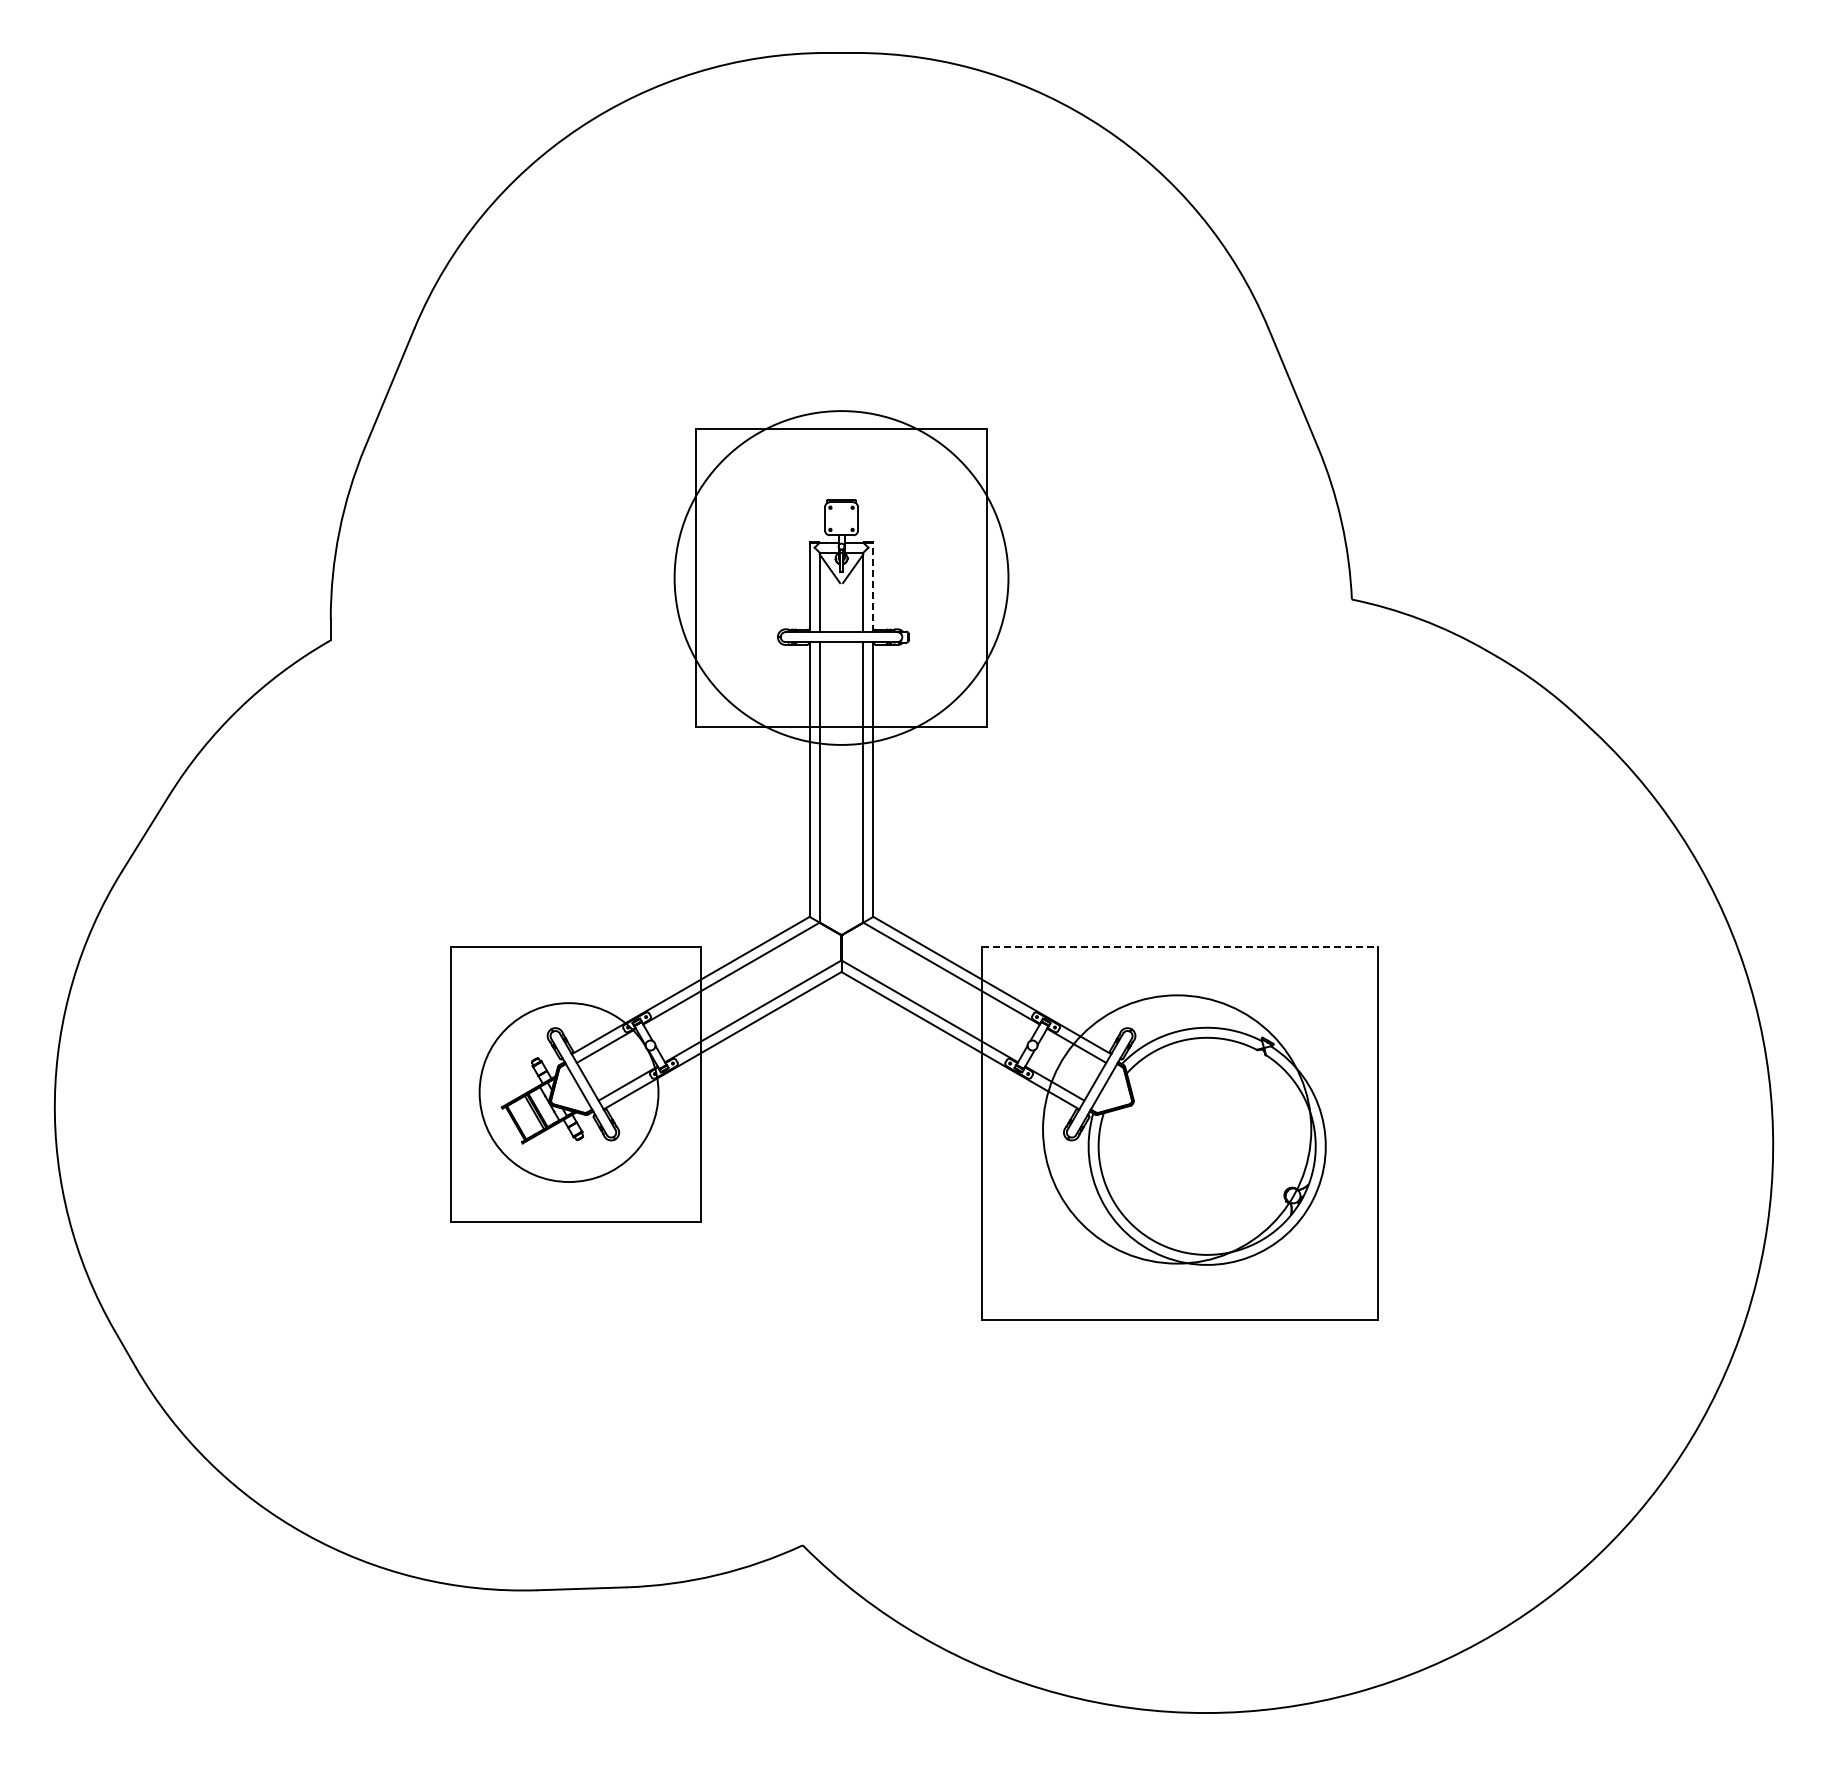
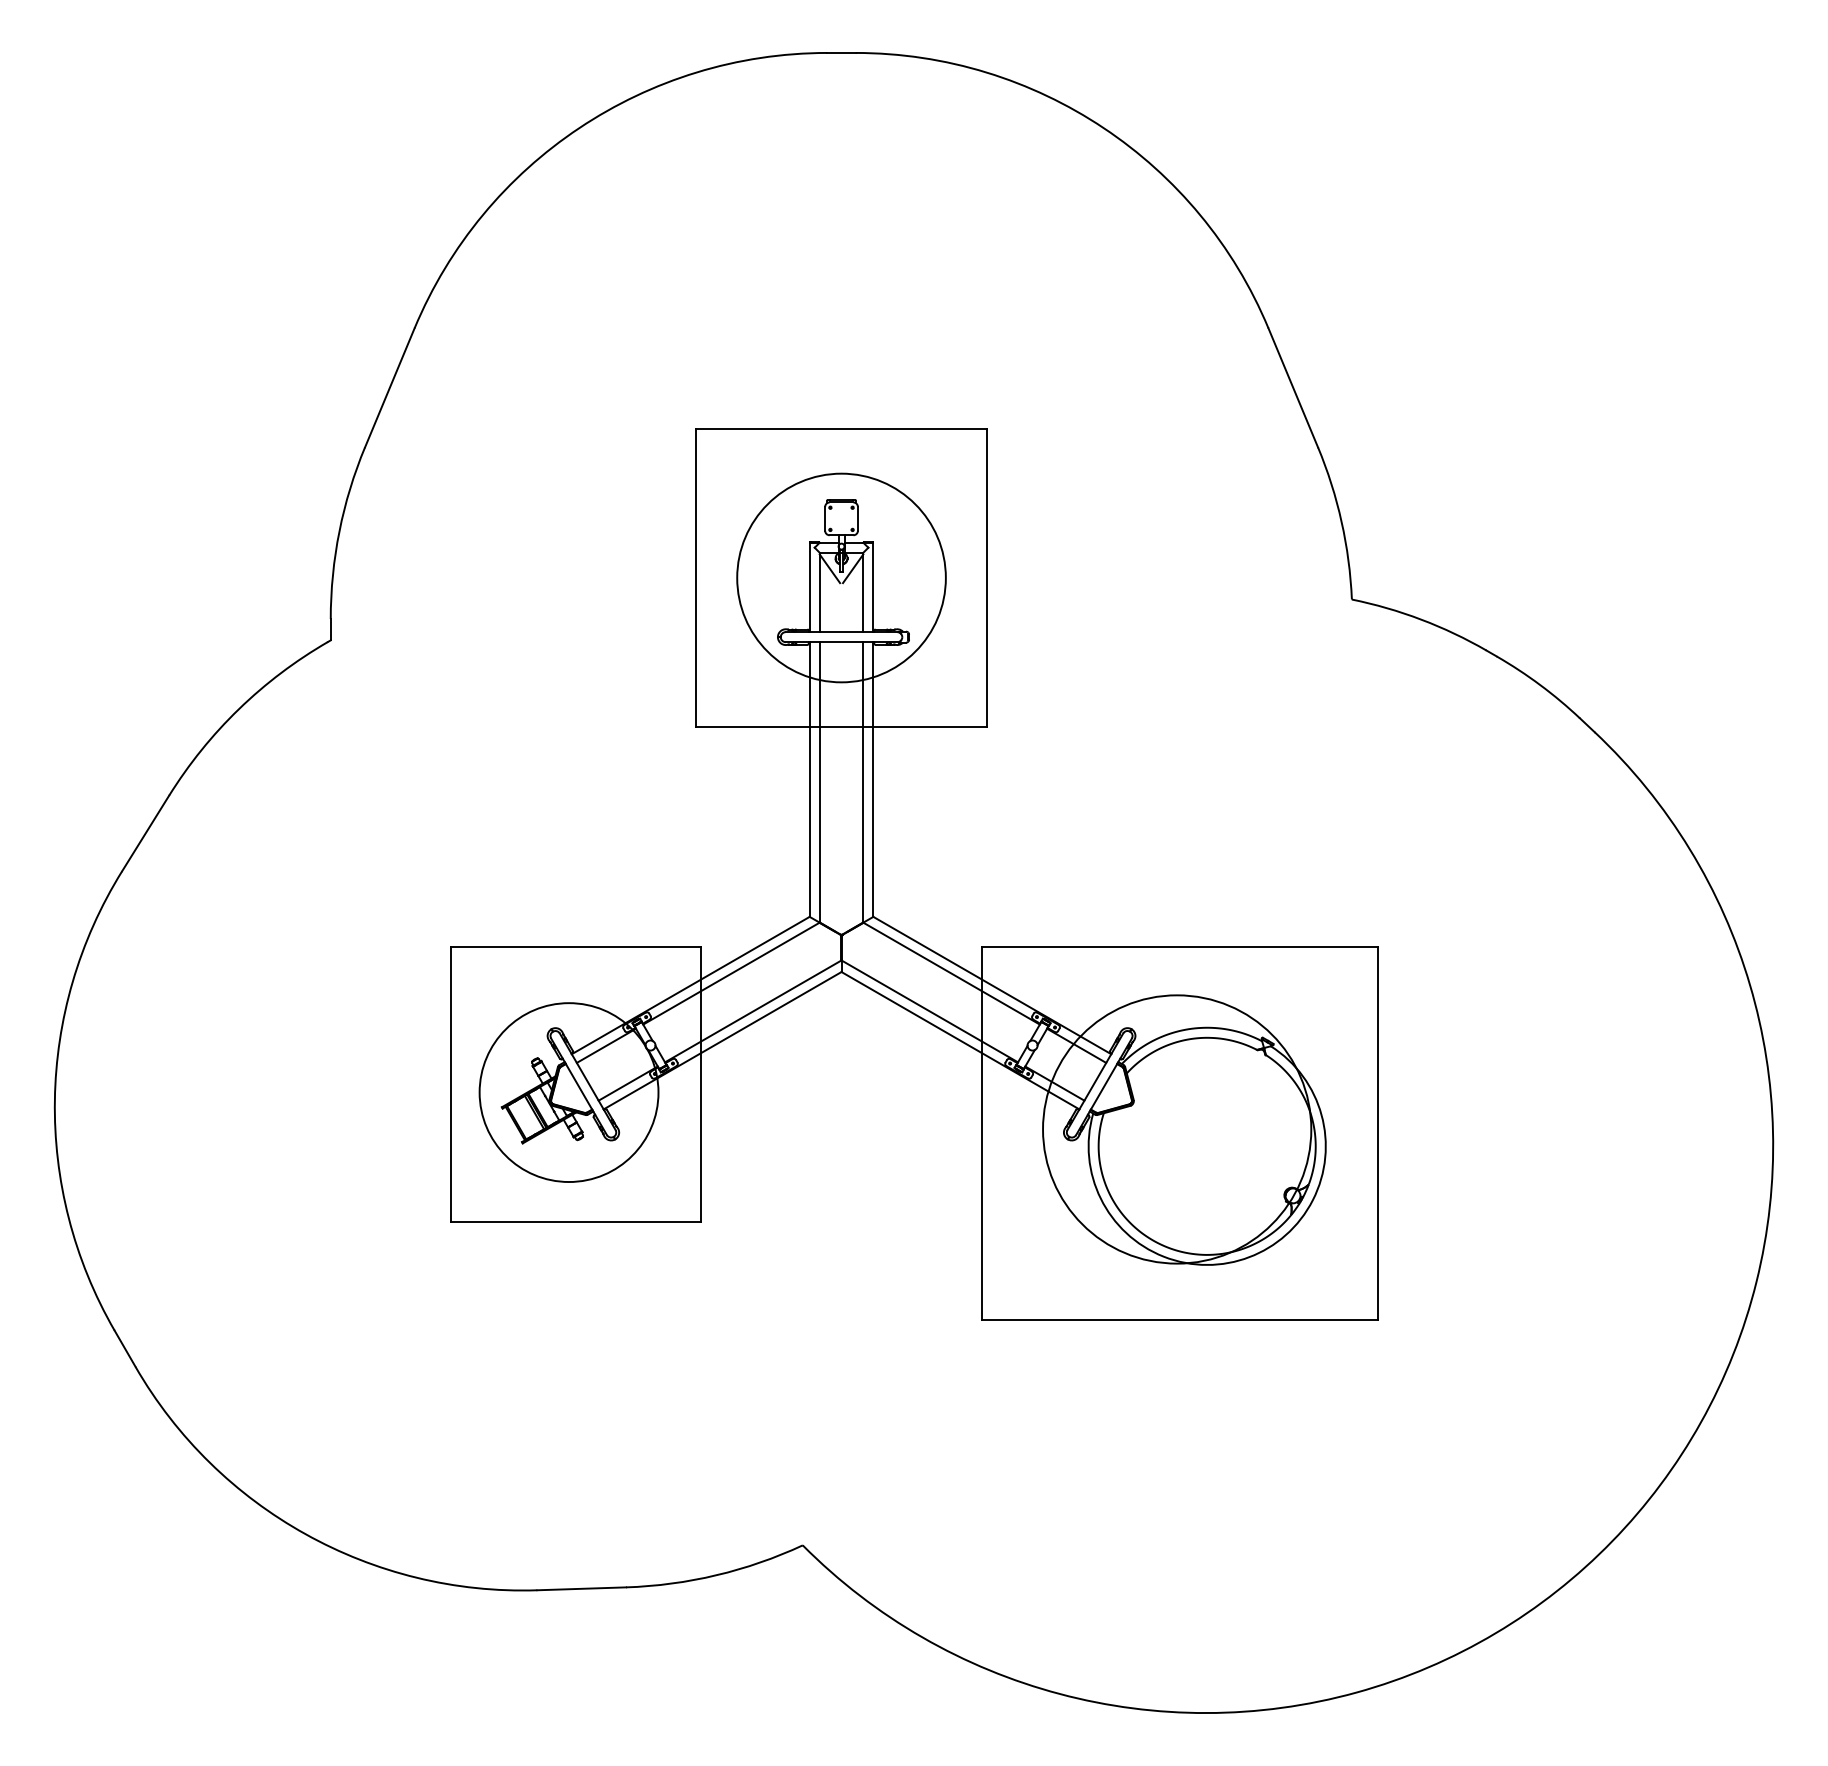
circle diameter: 334 px -> 209 px (841, 577)
line: dashed -> solid (873, 587)
line: dashed -> solid (1179, 946)
